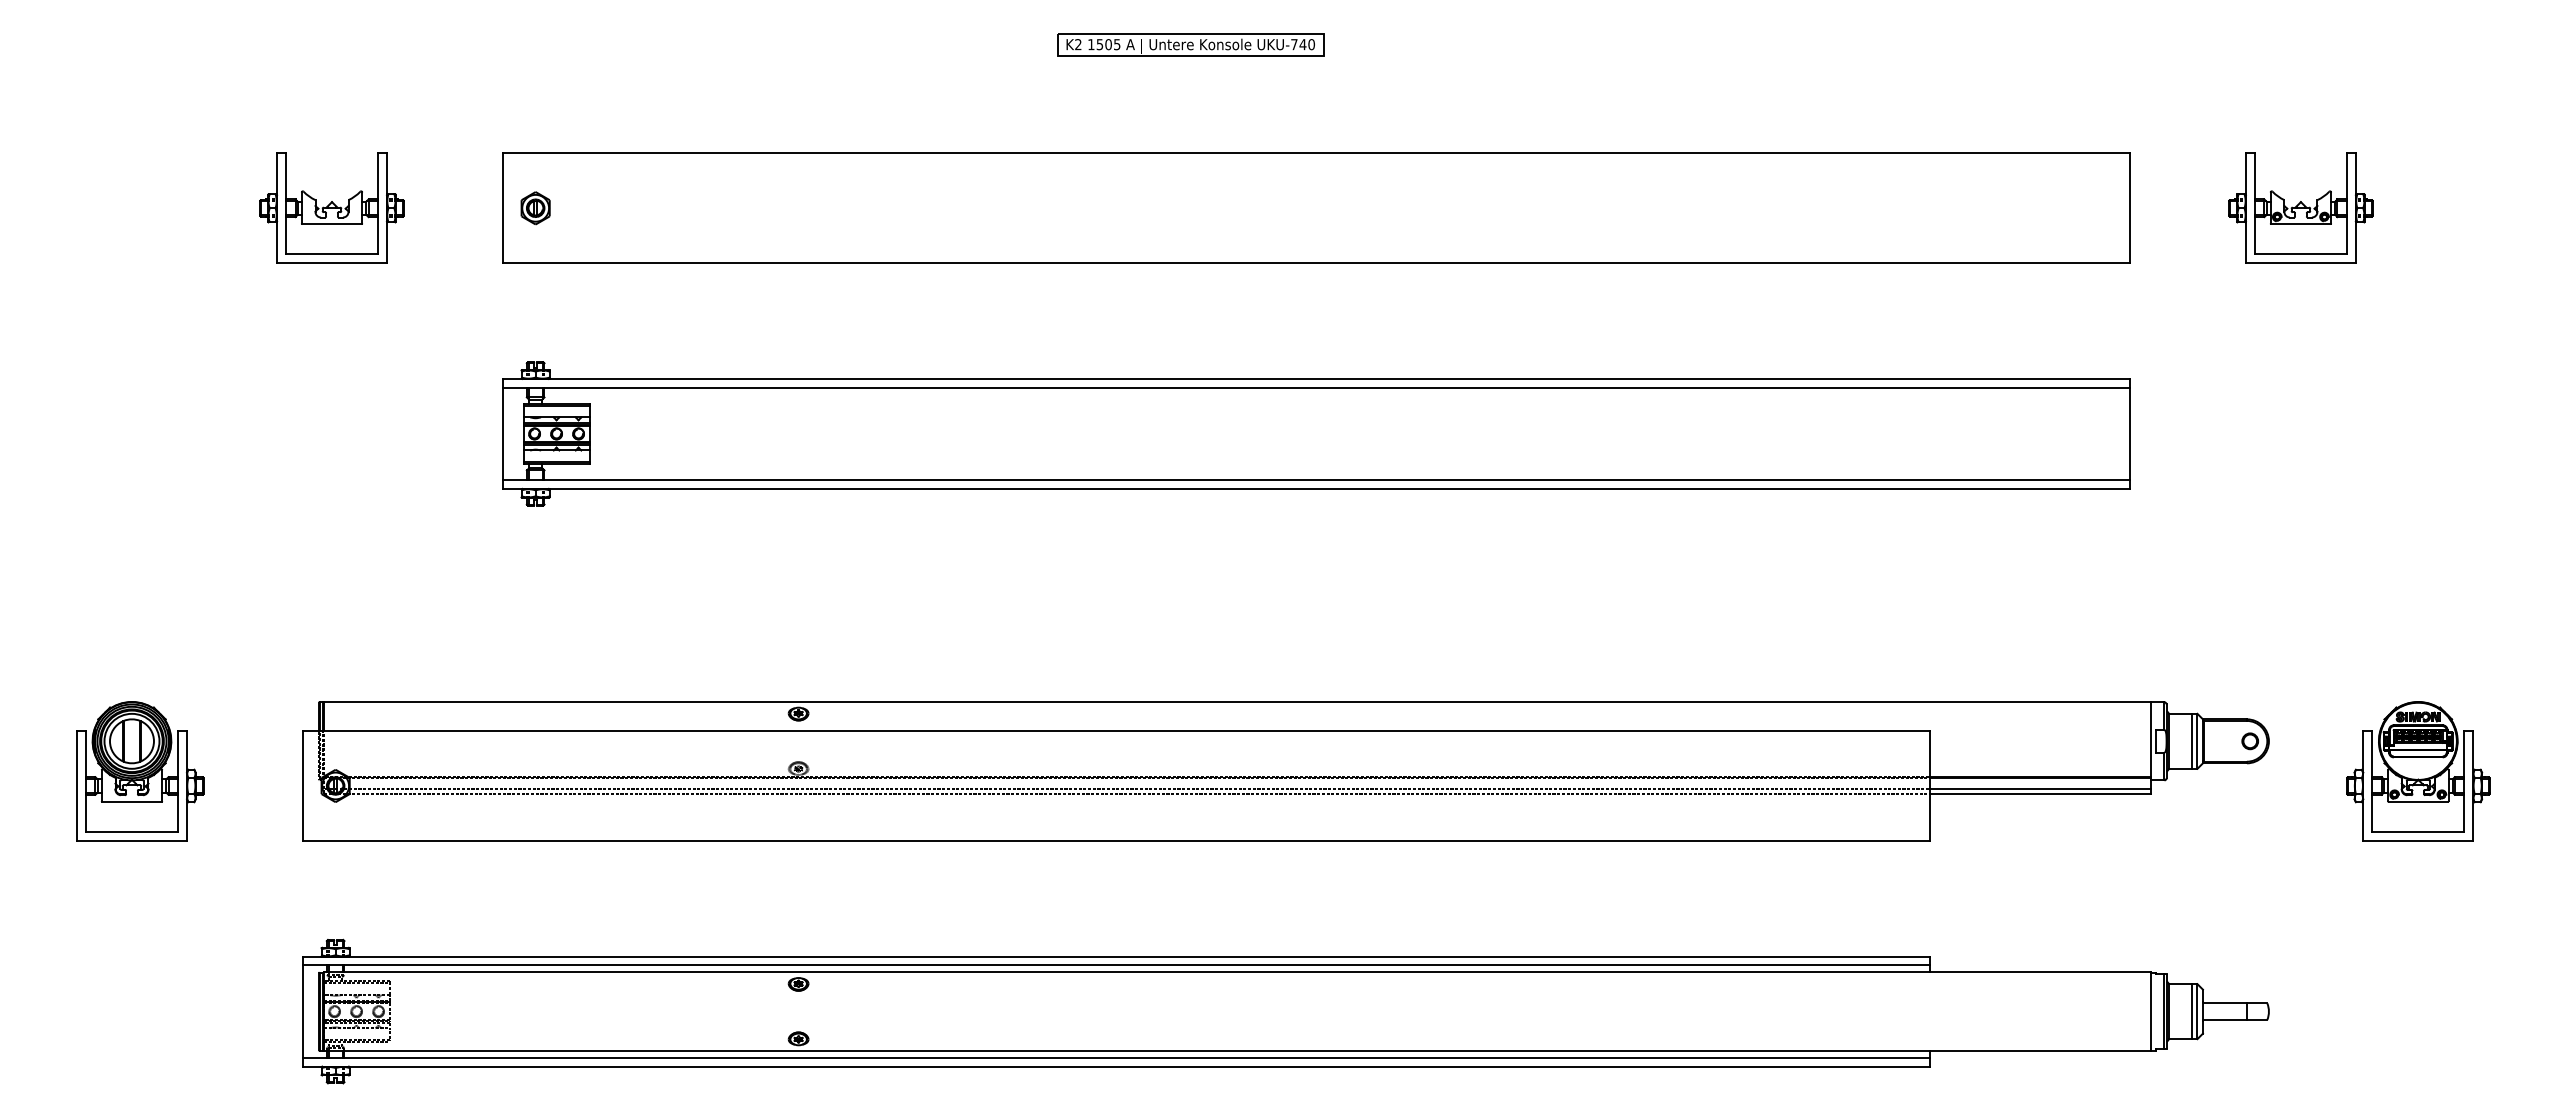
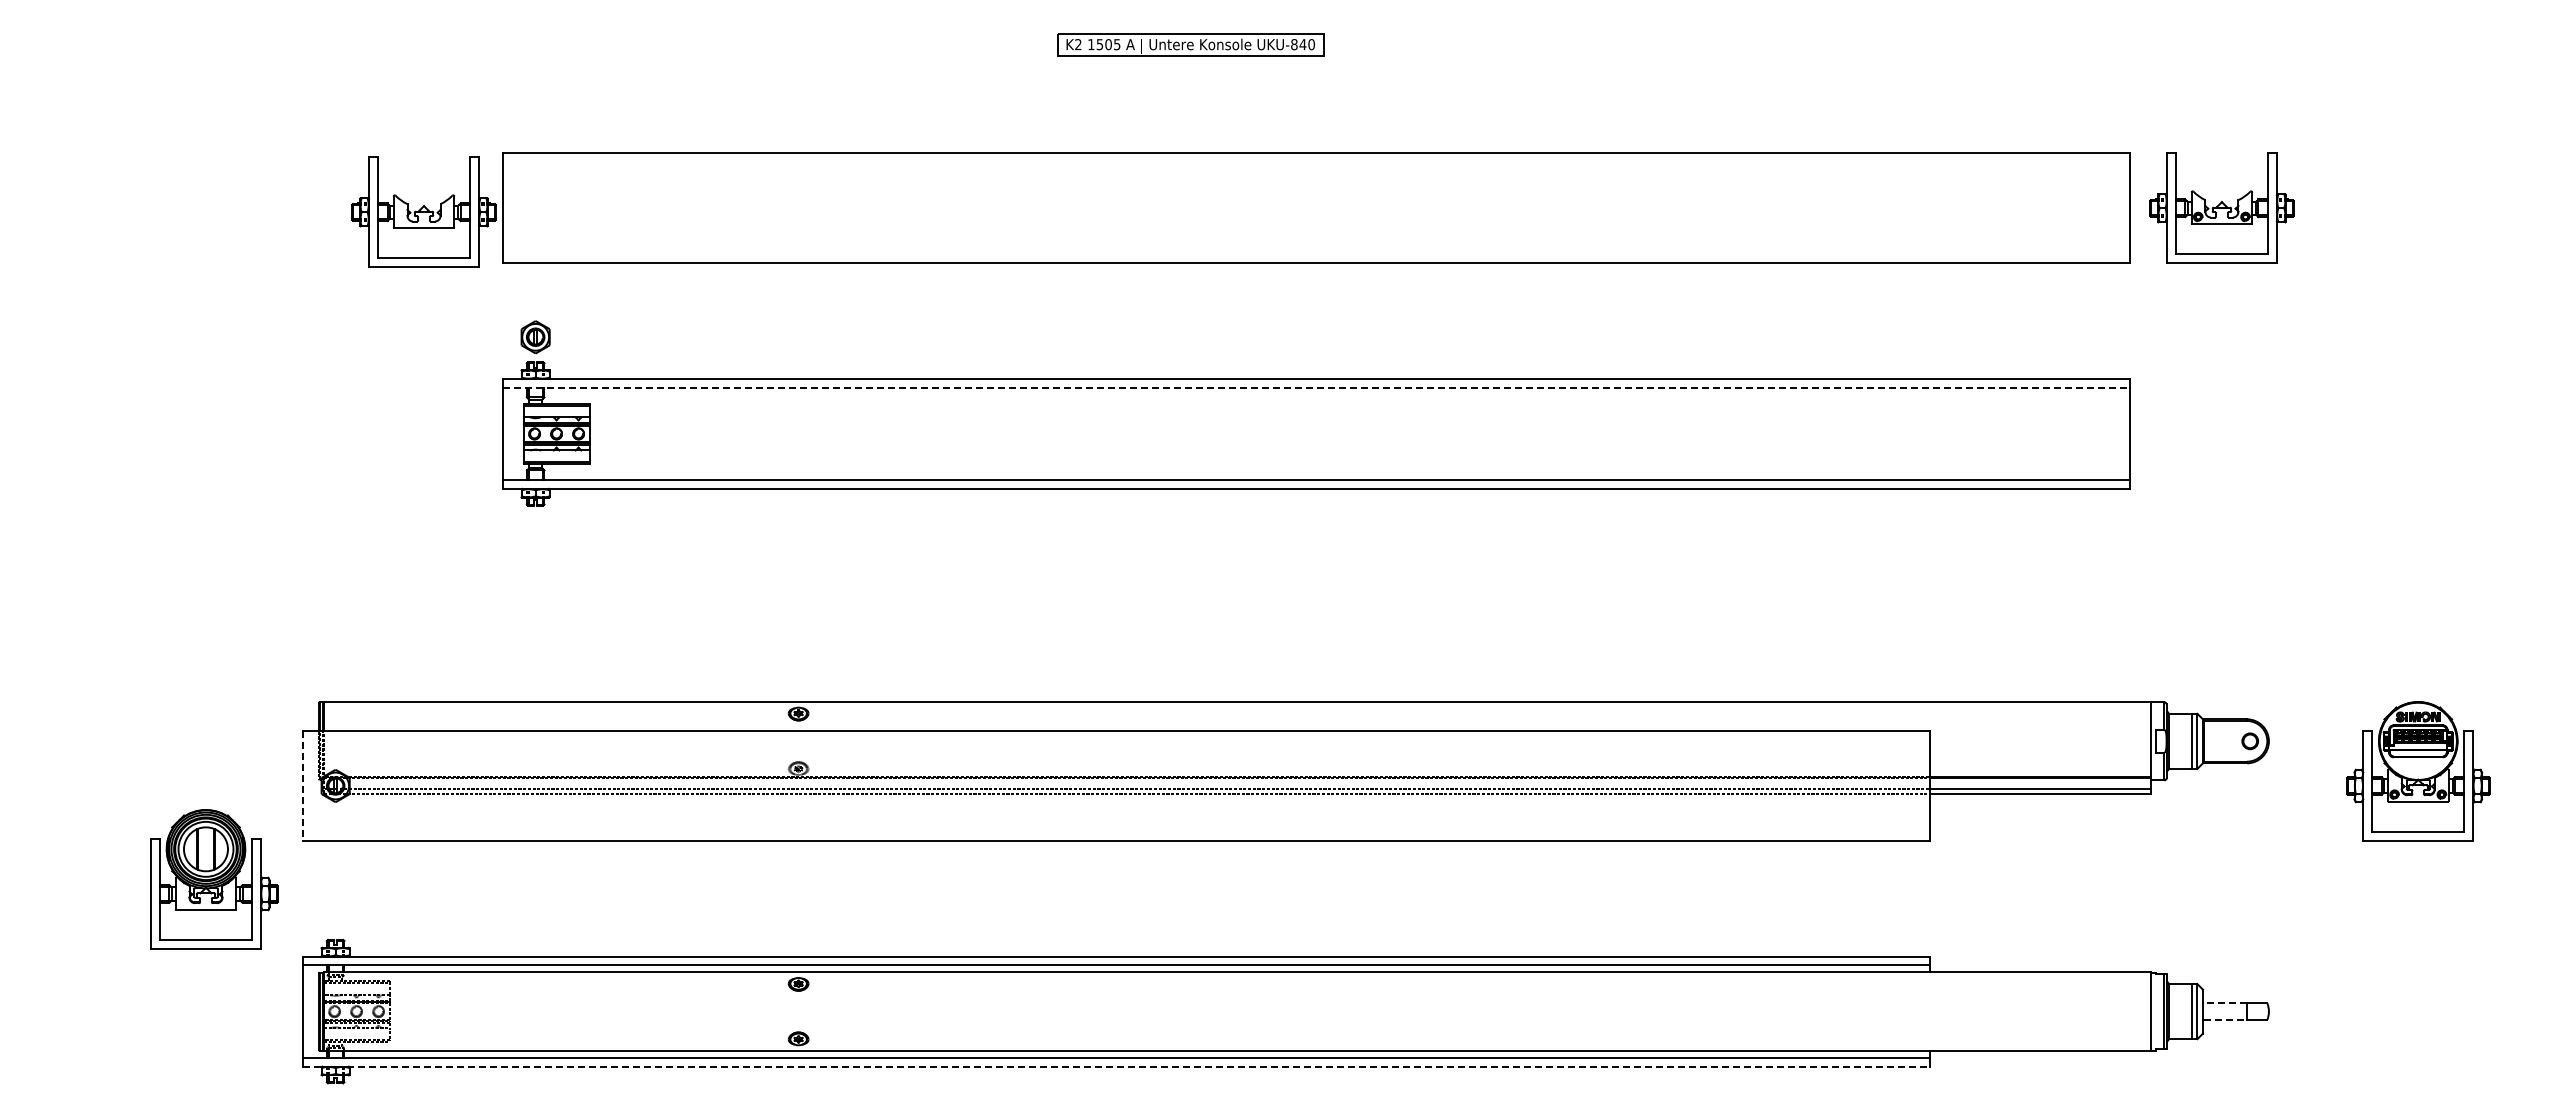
text: UKU-740 -> UKU-840 (1294, 44)
part position: (331, 207) -> (423, 211) (423, 211)
part position: (2300, 207) -> (2221, 207) (2221, 207)
part position: (535, 208) -> (535, 337) (535, 337)
line: solid -> dashed (1316, 387)
part position: (140, 771) -> (214, 879) (214, 879)
line: solid -> dashed (302, 785)
line: solid -> dashed (2225, 1003)
line: solid -> dashed (2226, 1019)
line: solid -> dashed (1116, 1066)
